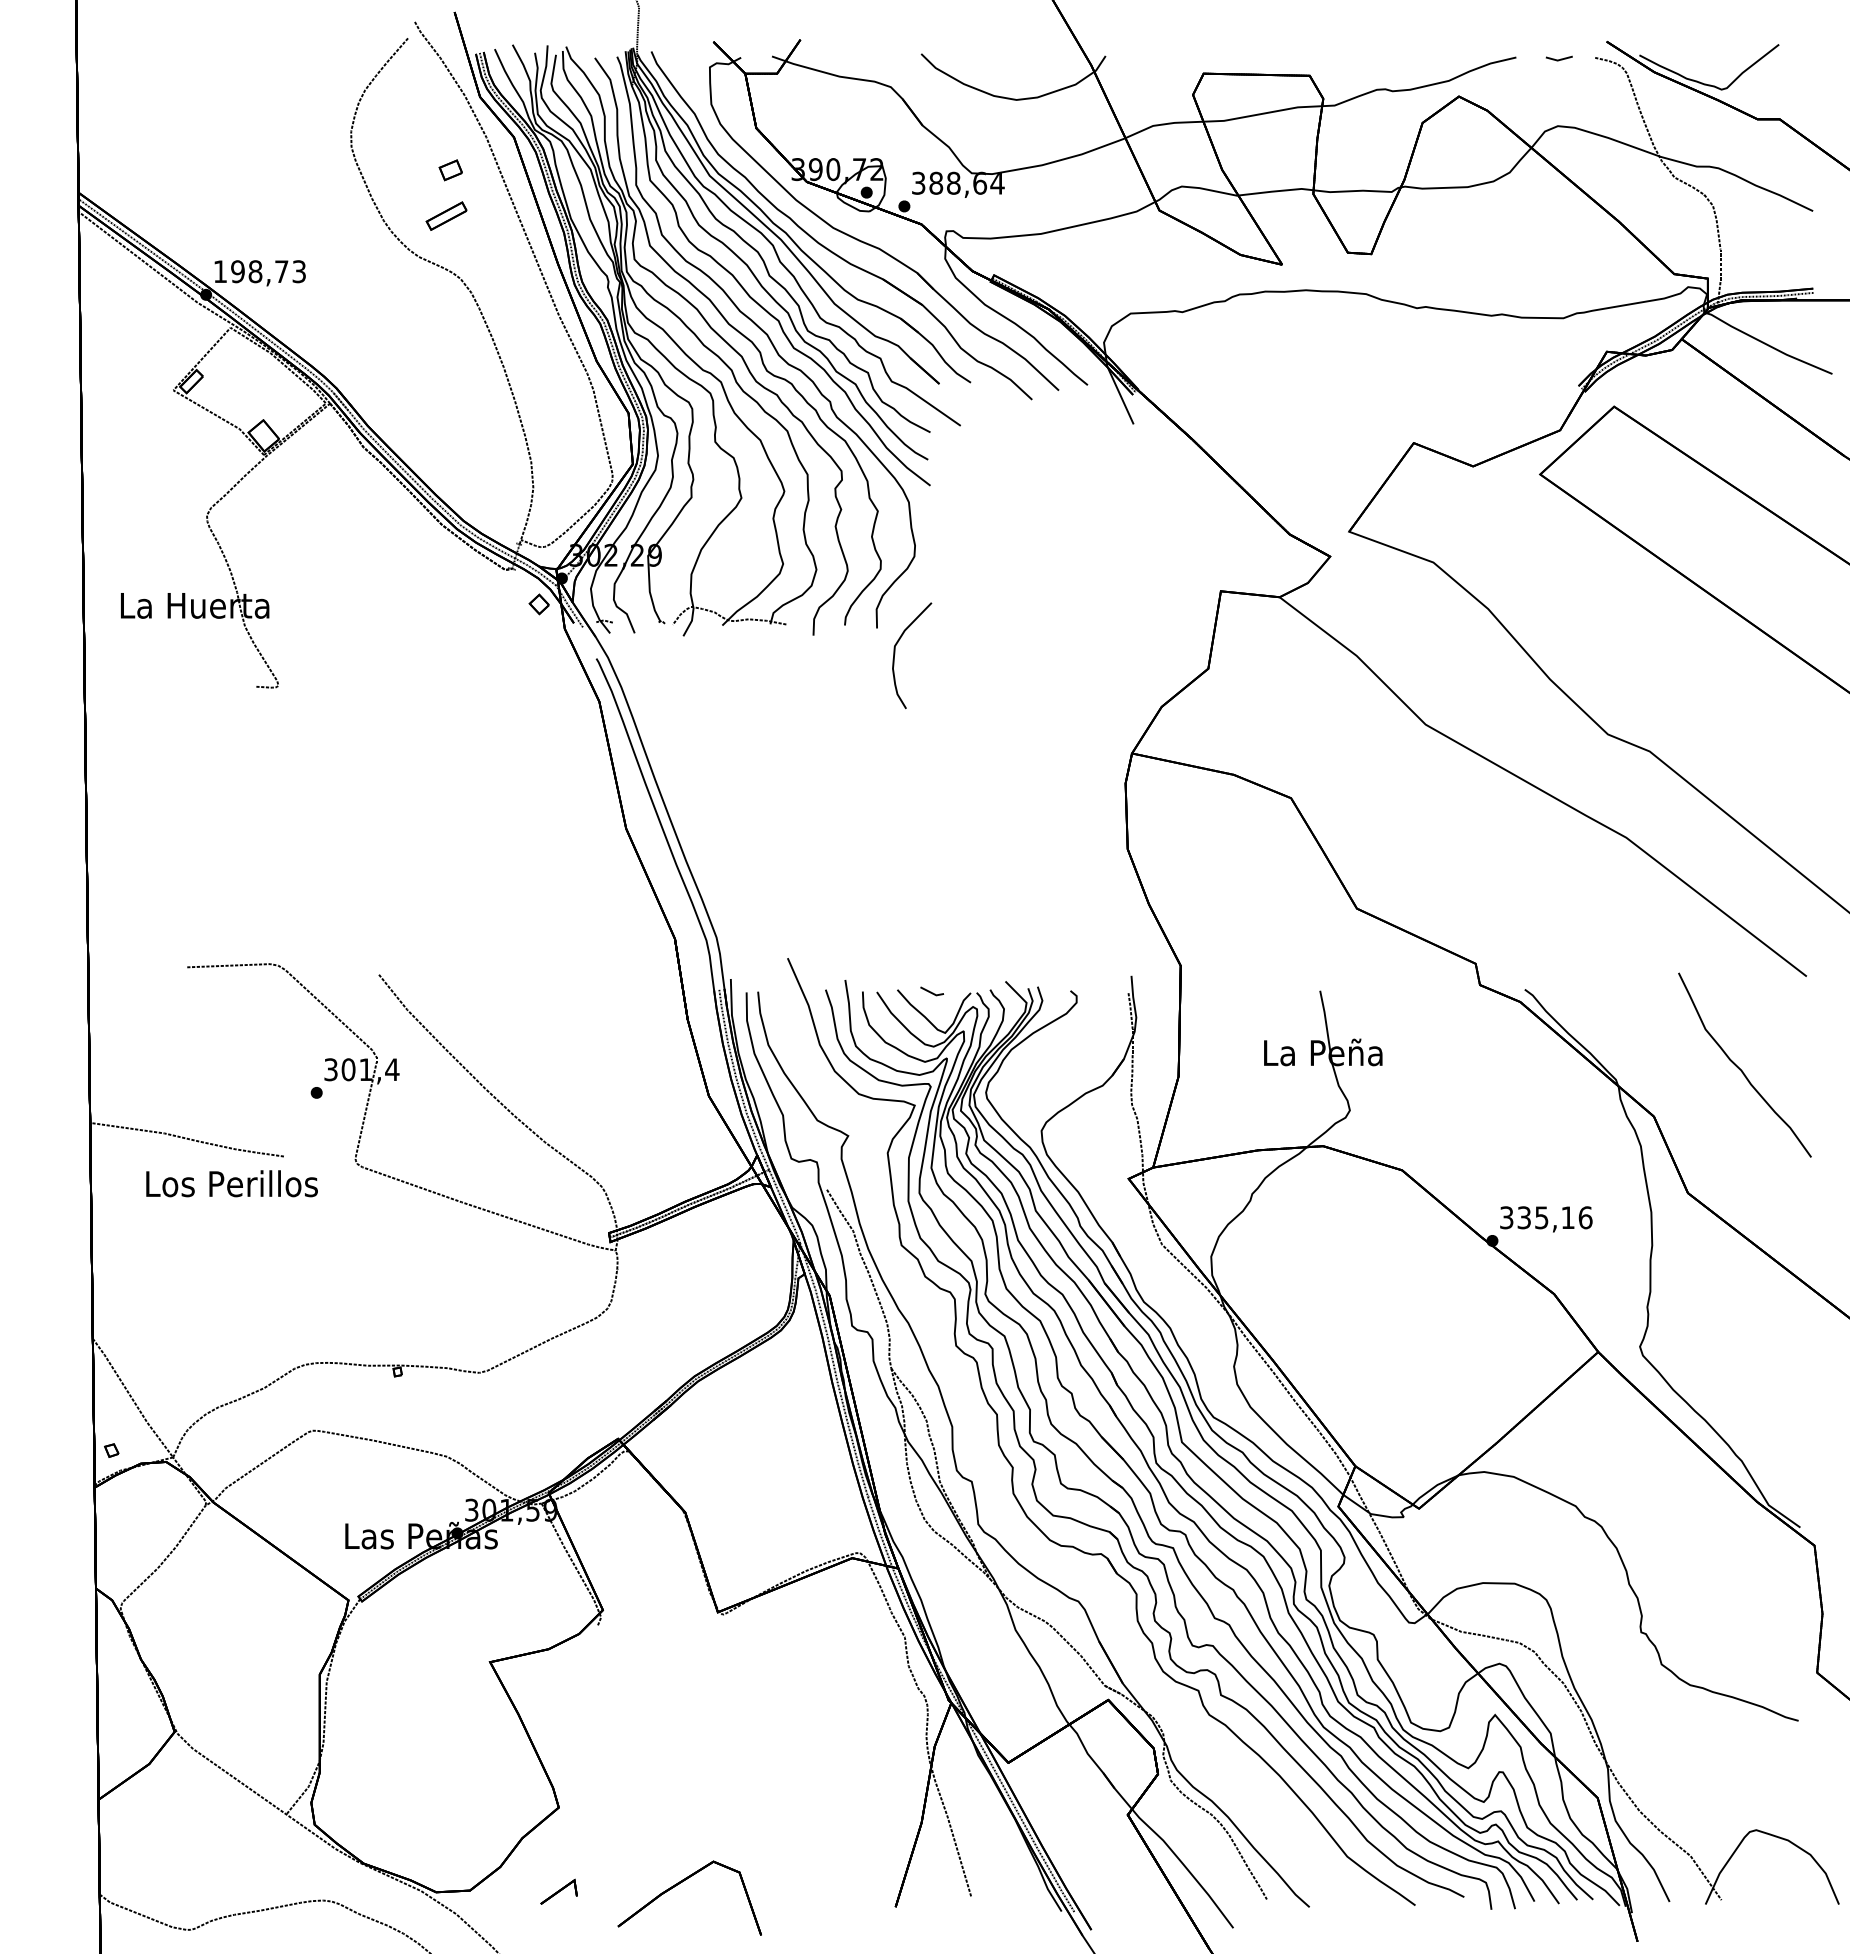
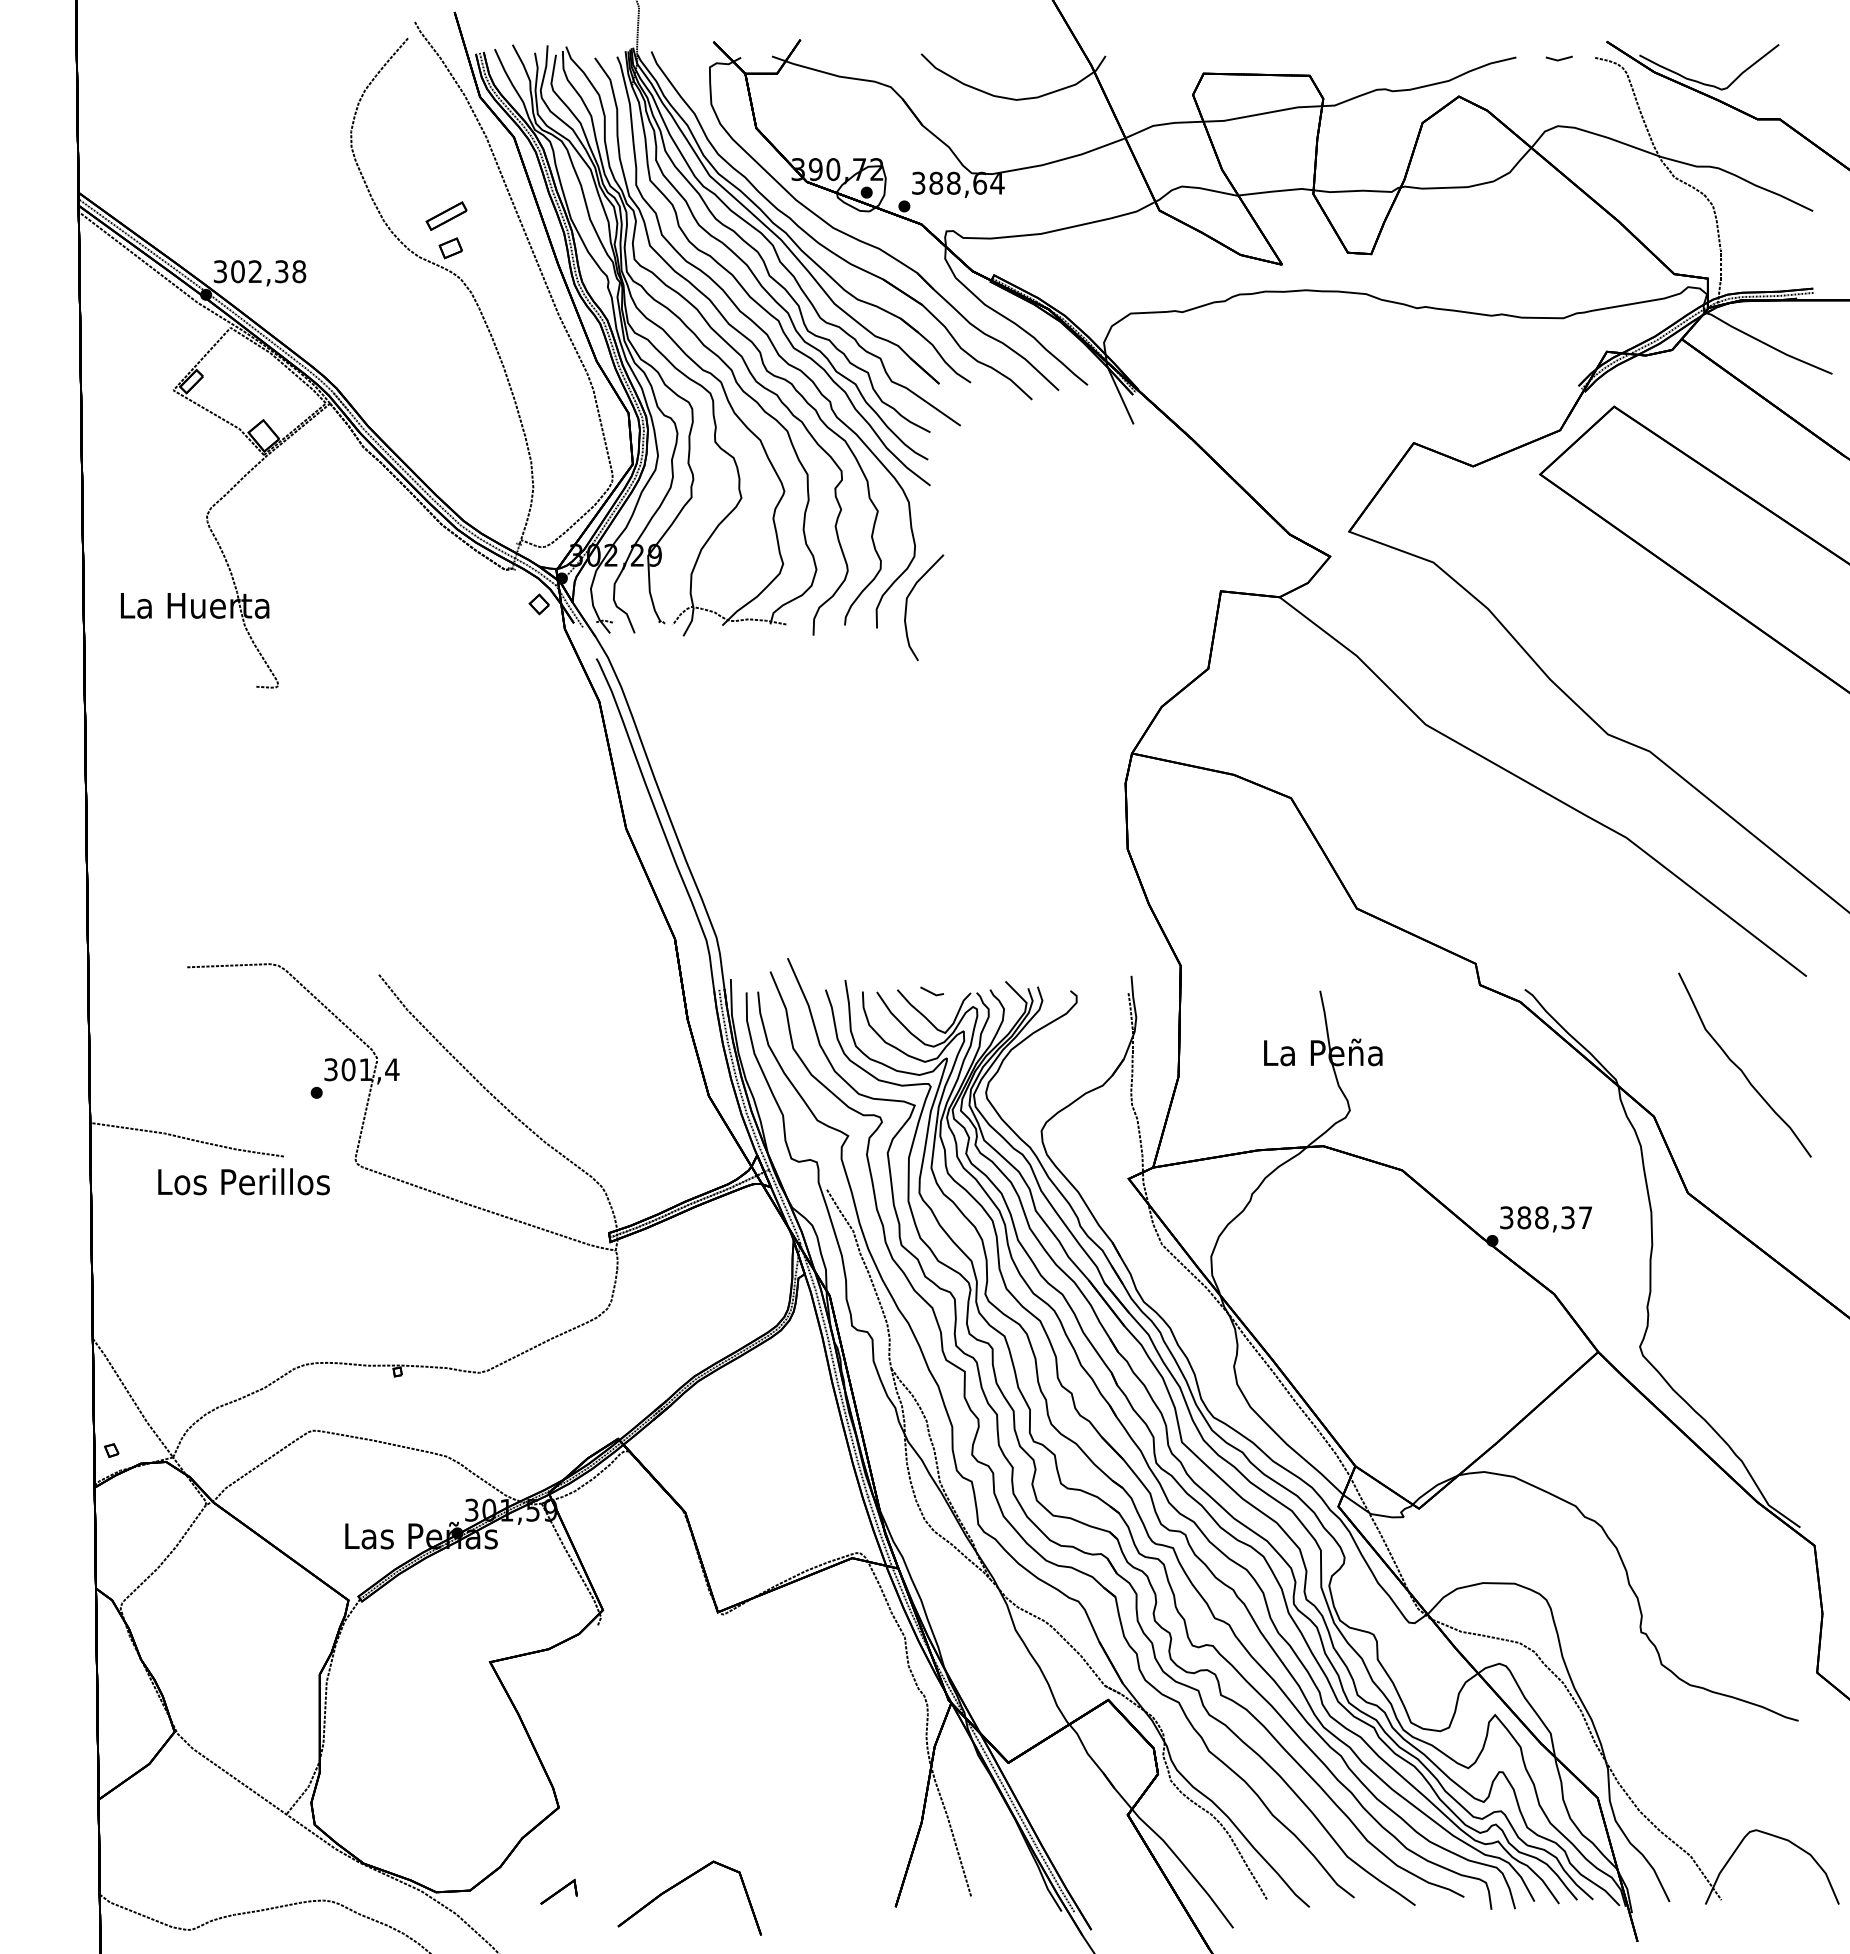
part position: (450, 170) -> (450, 248) (450, 248)
text: 198,73 -> 302,38 (259, 271)
curve position: (895, 654) -> (907, 606) (907, 606)
text position: (231, 1183) -> (243, 1181) (243, 1181)
text: 335,16 -> 388,37 (1554, 1217)
part: none -> present (993, 1471)
